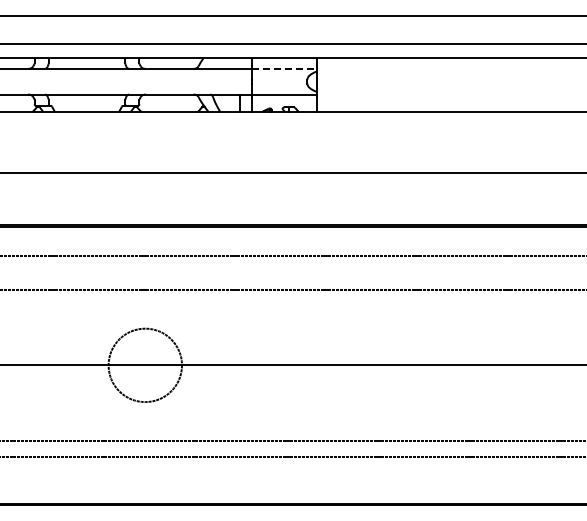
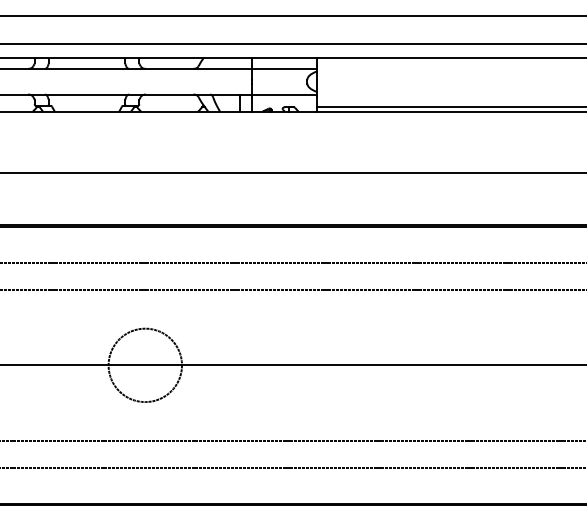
line: dashed -> solid (284, 68)
line: none -> present (449, 107)
line position: (292, 255) -> (292, 262) (292, 262)
line position: (292, 457) -> (292, 468) (292, 468)
